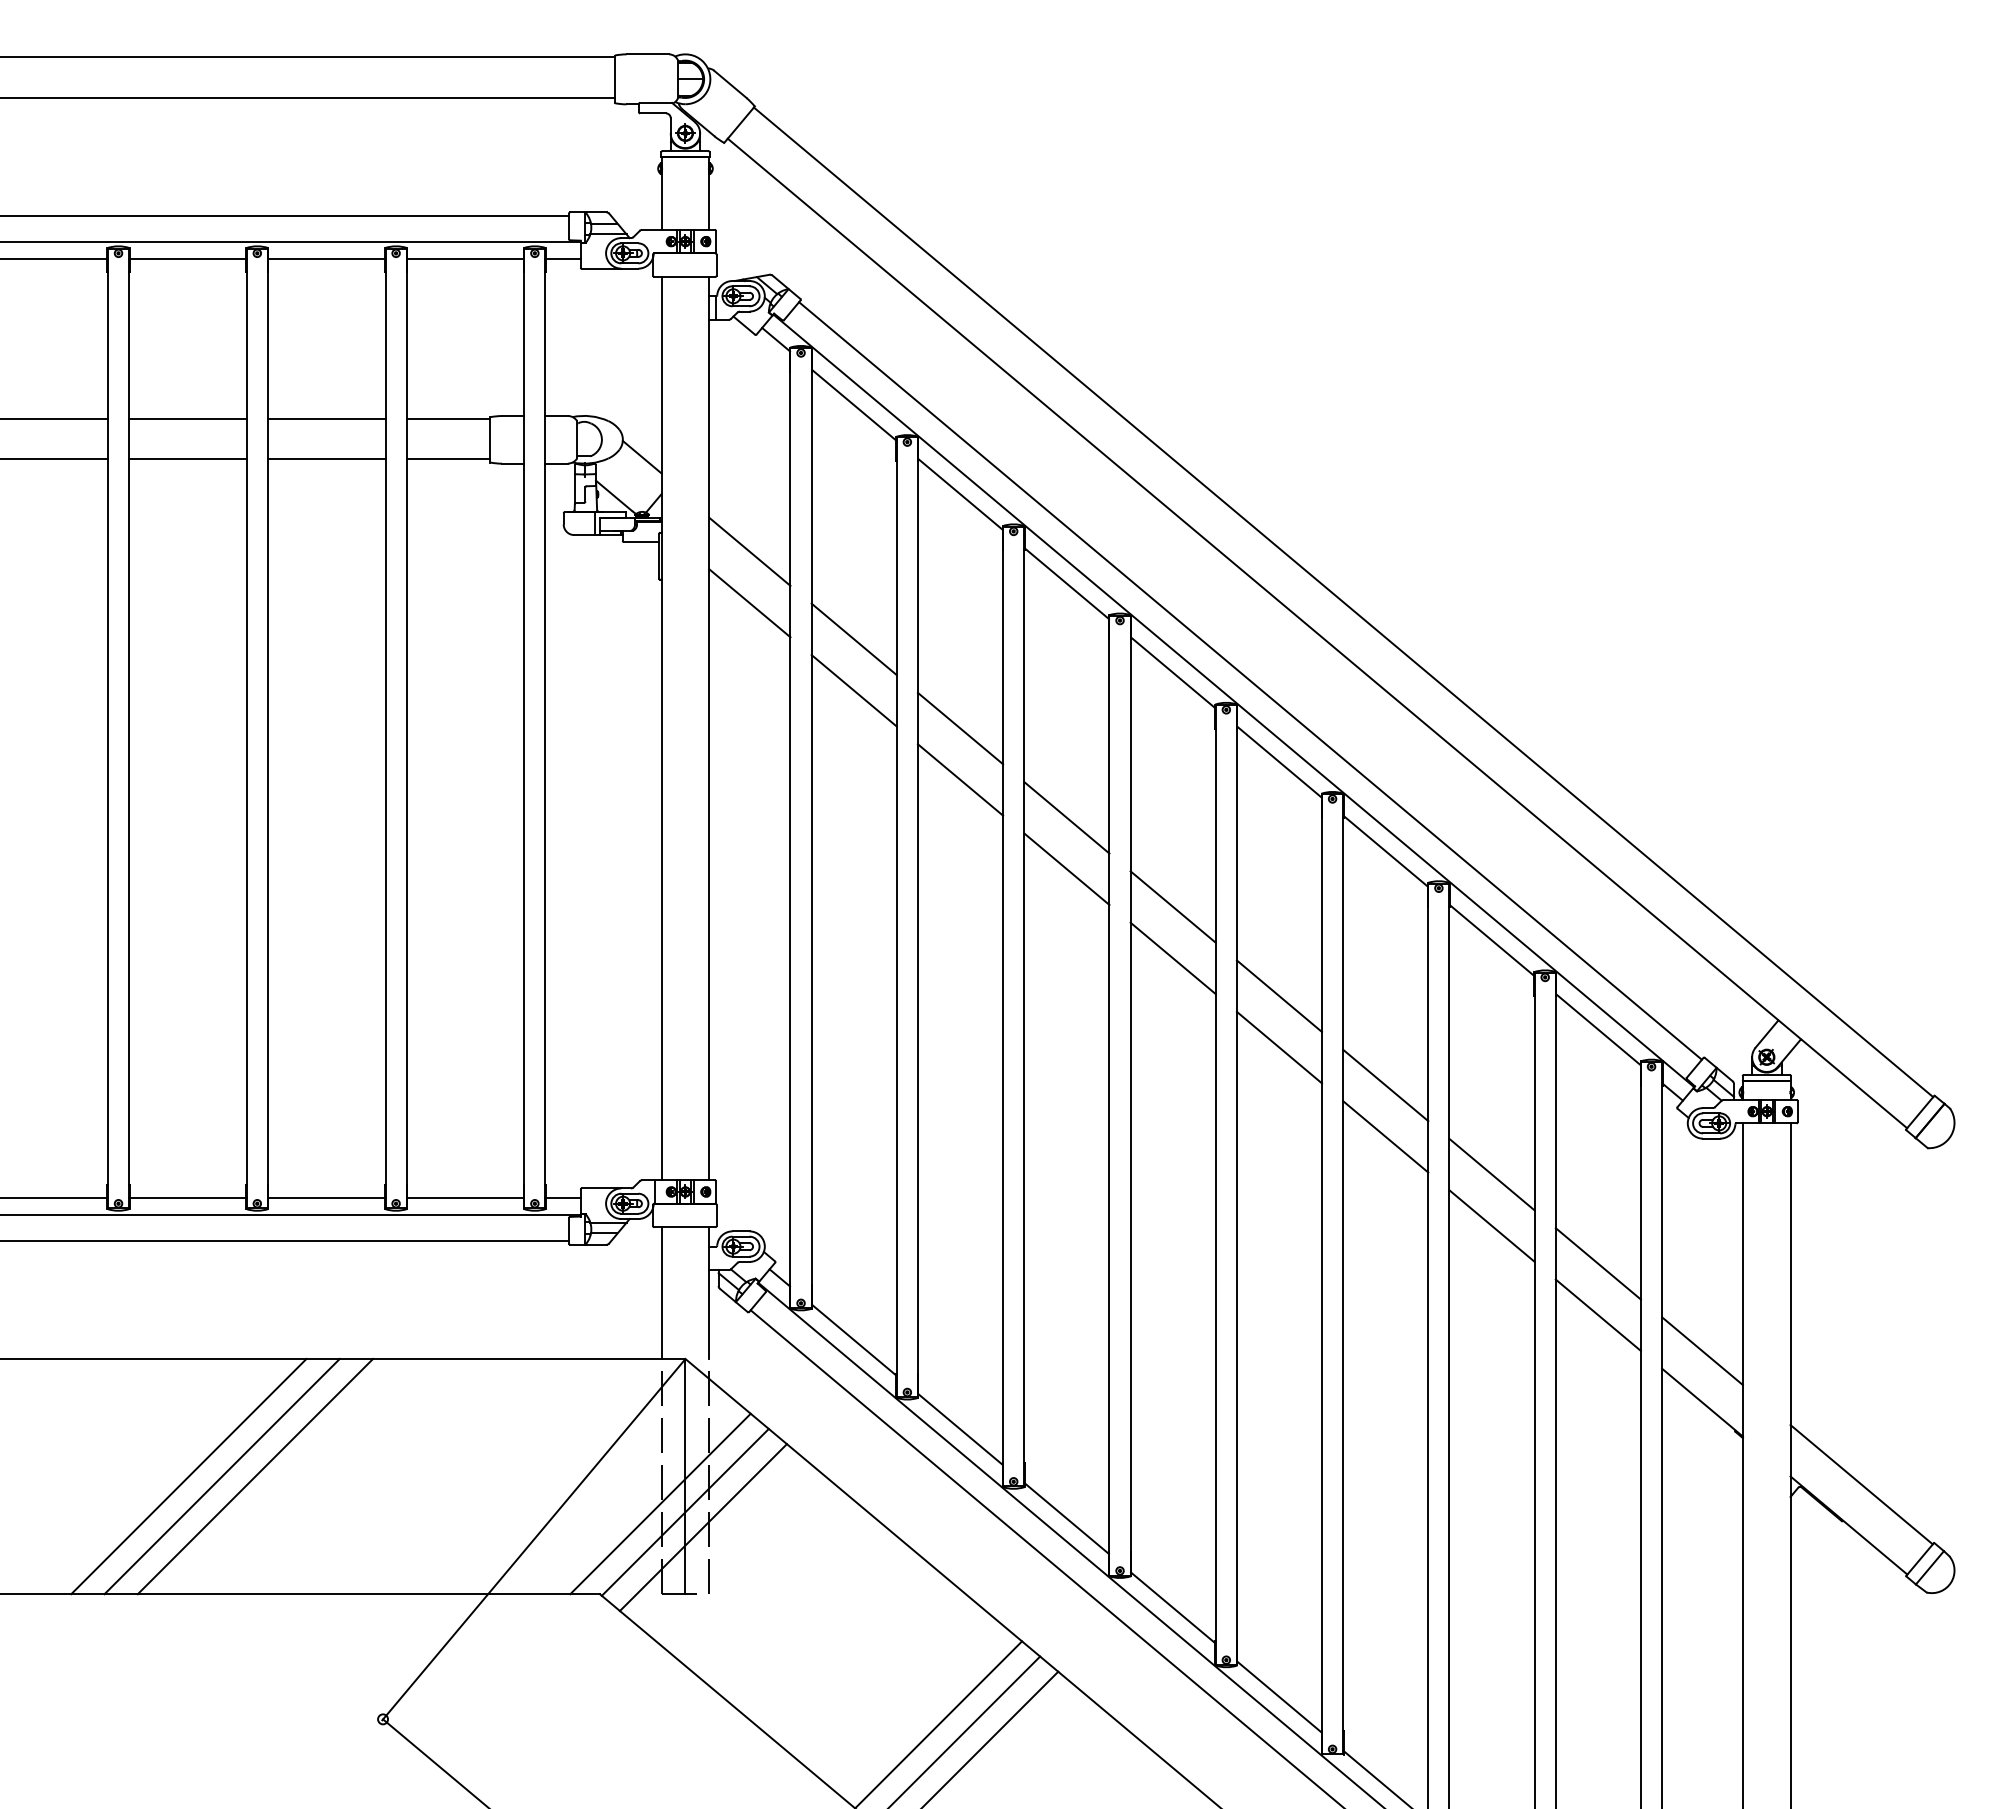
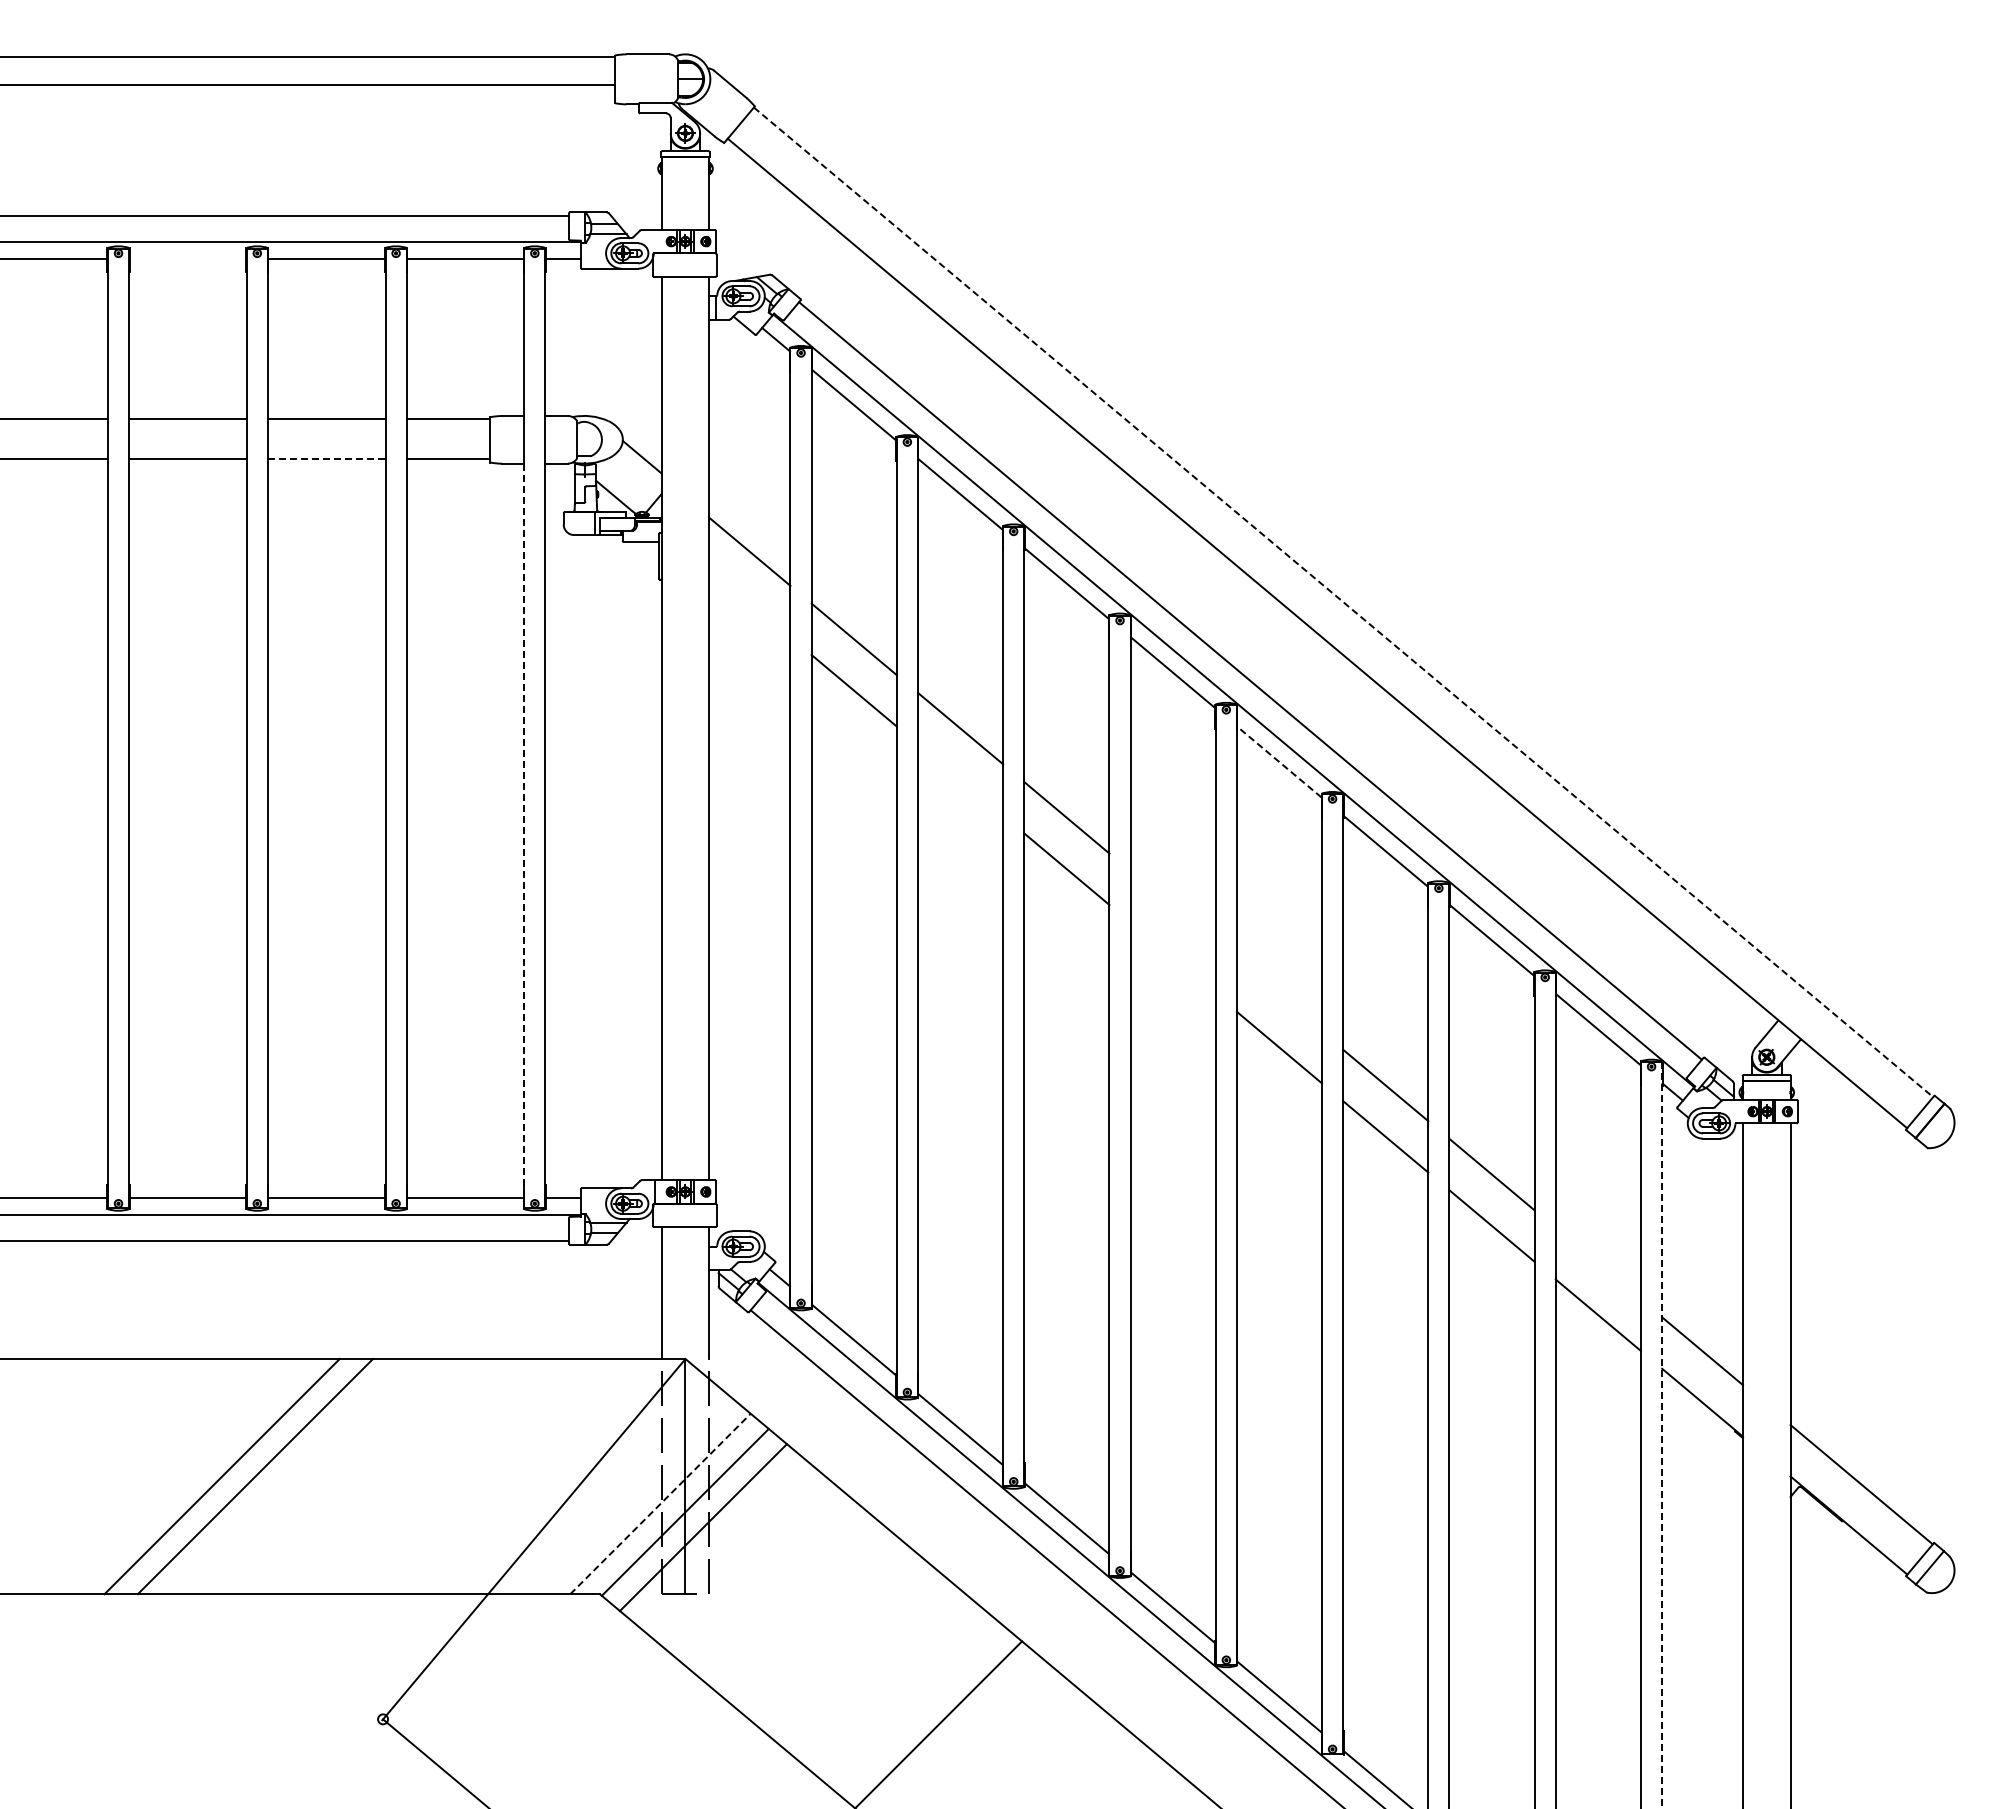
line position: (308, 97) -> (308, 84) (308, 84)
line: present -> none (187, 259)
line: solid -> dashed (326, 458)
line: solid -> dashed (1343, 602)
line: present -> none (749, 603)
line: solid -> dashed (1279, 762)
line: present -> none (960, 779)
line: solid -> dashed (524, 836)
line: present -> none (1172, 906)
line: present -> none (1172, 958)
line: present -> none (1278, 996)
line: present -> none (1597, 1263)
line: solid -> dashed (1662, 1435)
line: present -> none (188, 1476)
line: solid -> dashed (660, 1504)
line: present -> none (965, 1730)
line: present -> none (991, 1738)
